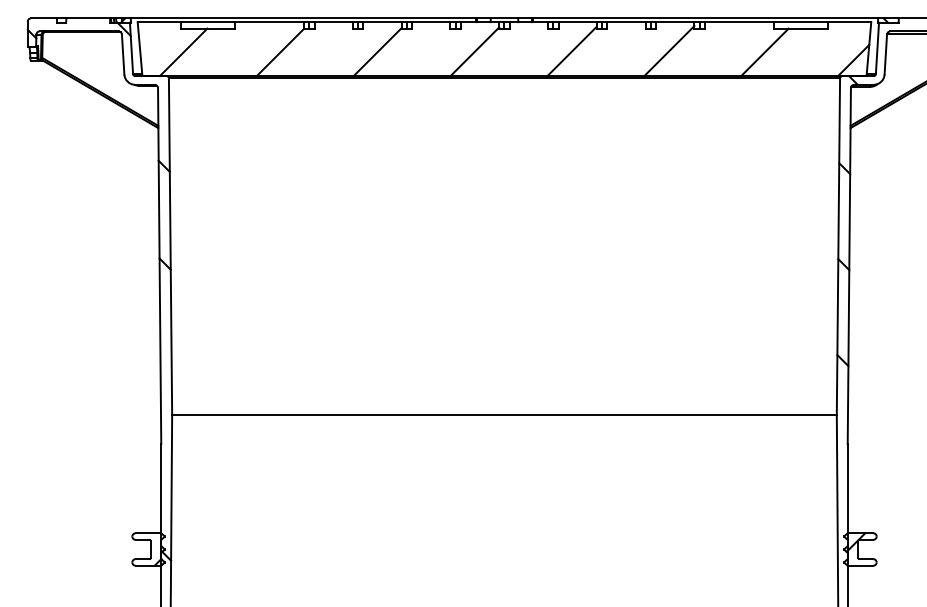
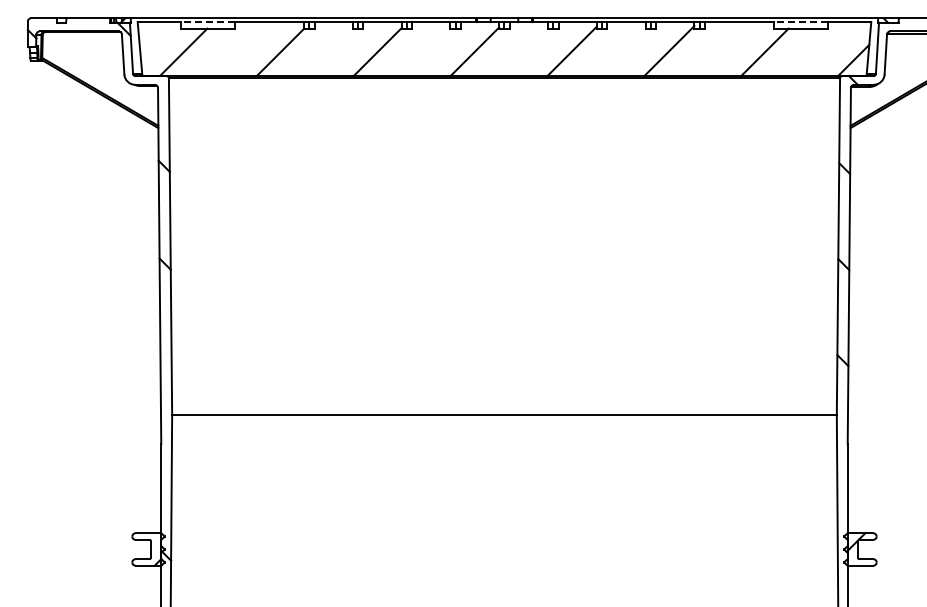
line: solid -> dashed (207, 22)
line: solid -> dashed (801, 22)
